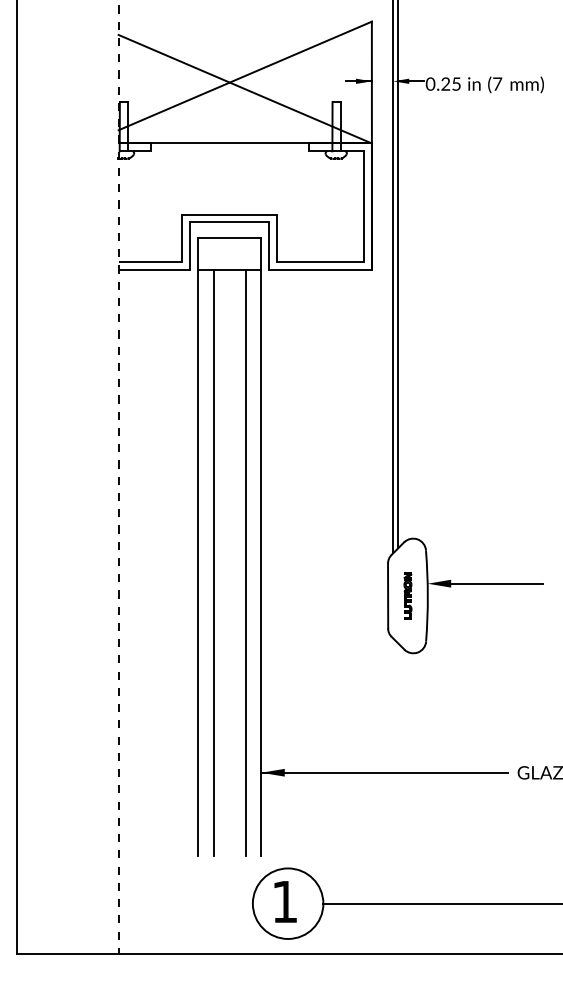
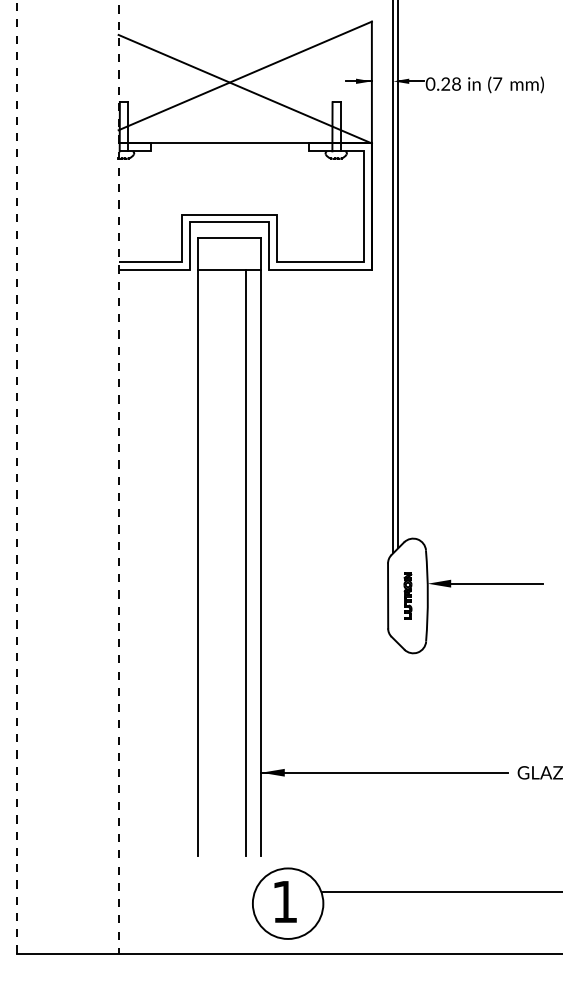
text: 0.25 -> 0.28 (456, 83)
line: solid -> dashed (17, 476)
line: present -> none (213, 562)
line position: (441, 903) -> (441, 891) (441, 891)
